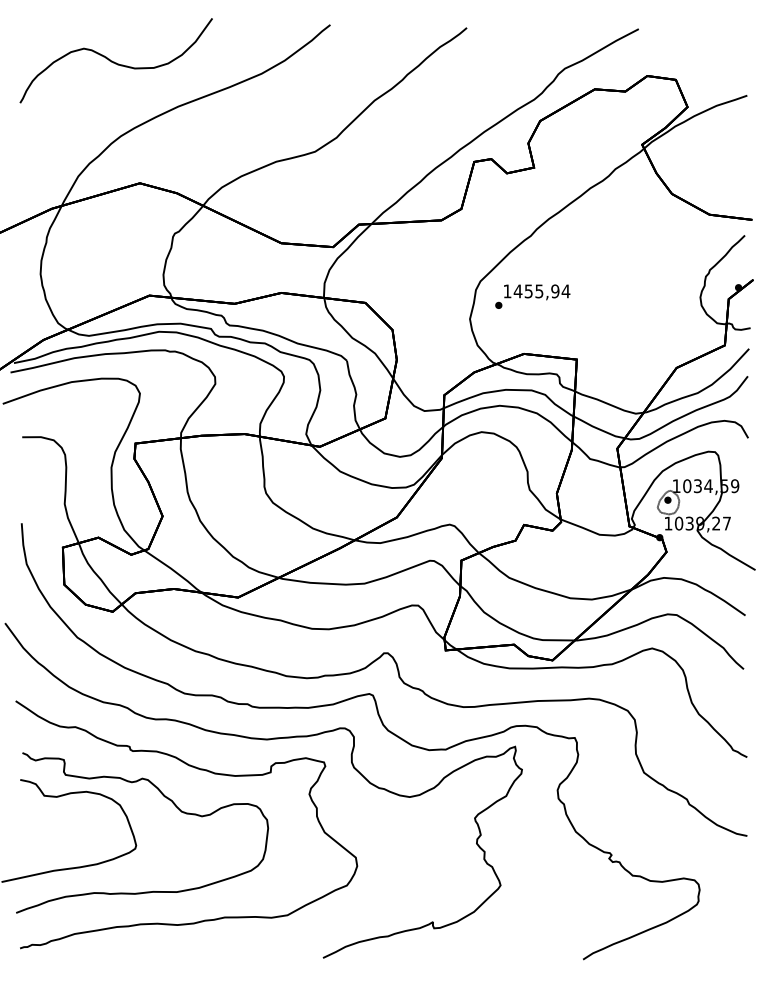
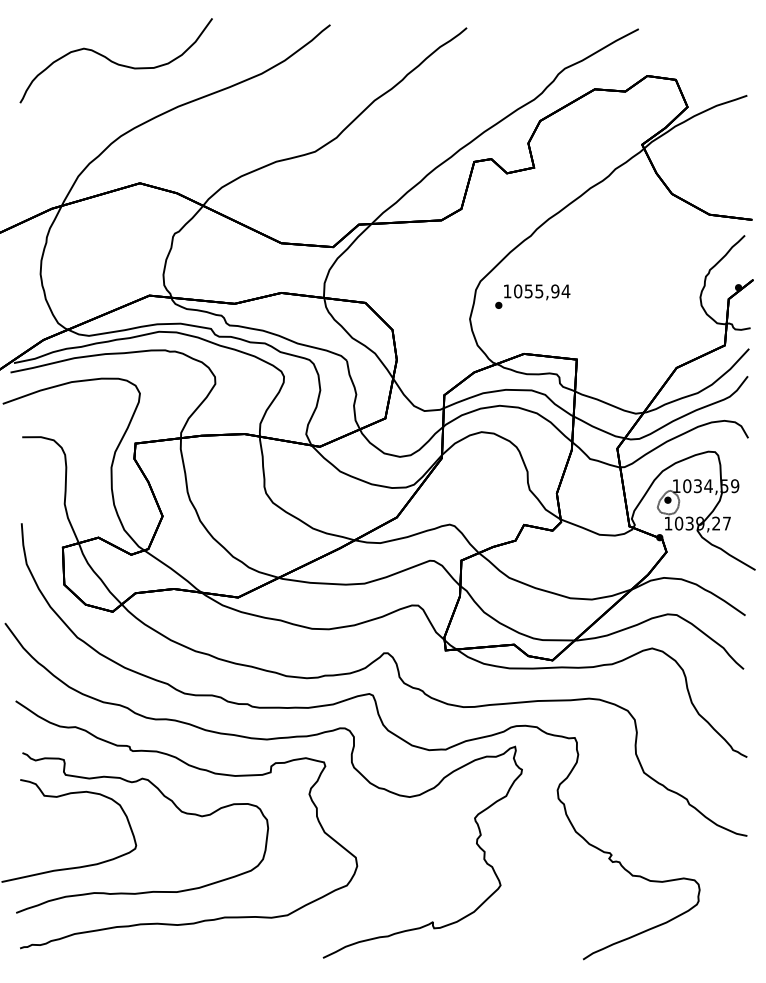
text: 1455,94 -> 1055,94 (517, 291)
